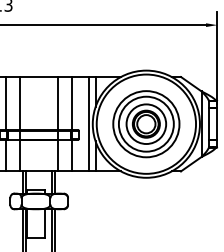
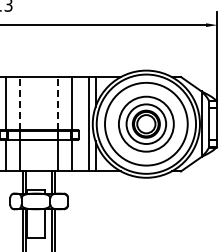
line: solid -> dashed (20, 102)
line: solid -> dashed (58, 102)
circle diameter: 66 px -> 83 px (146, 123)
